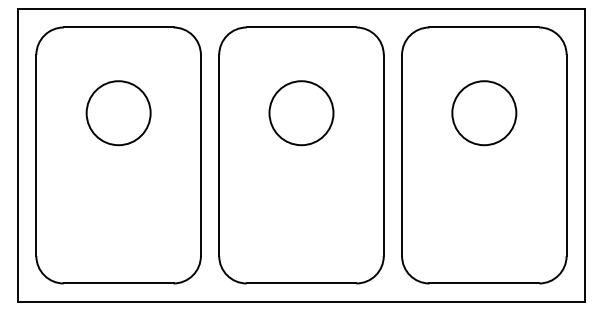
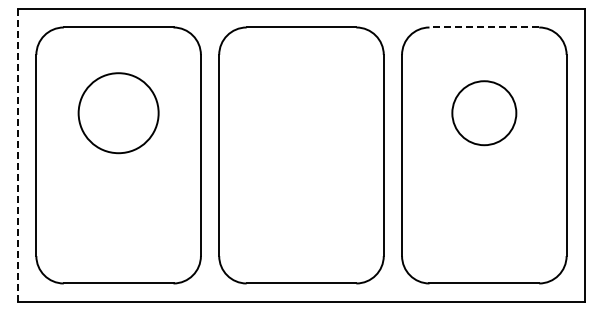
line: solid -> dashed (484, 27)
circle diameter: 64 px -> 80 px (118, 113)
circle: present -> none (301, 113)
line: solid -> dashed (18, 155)
